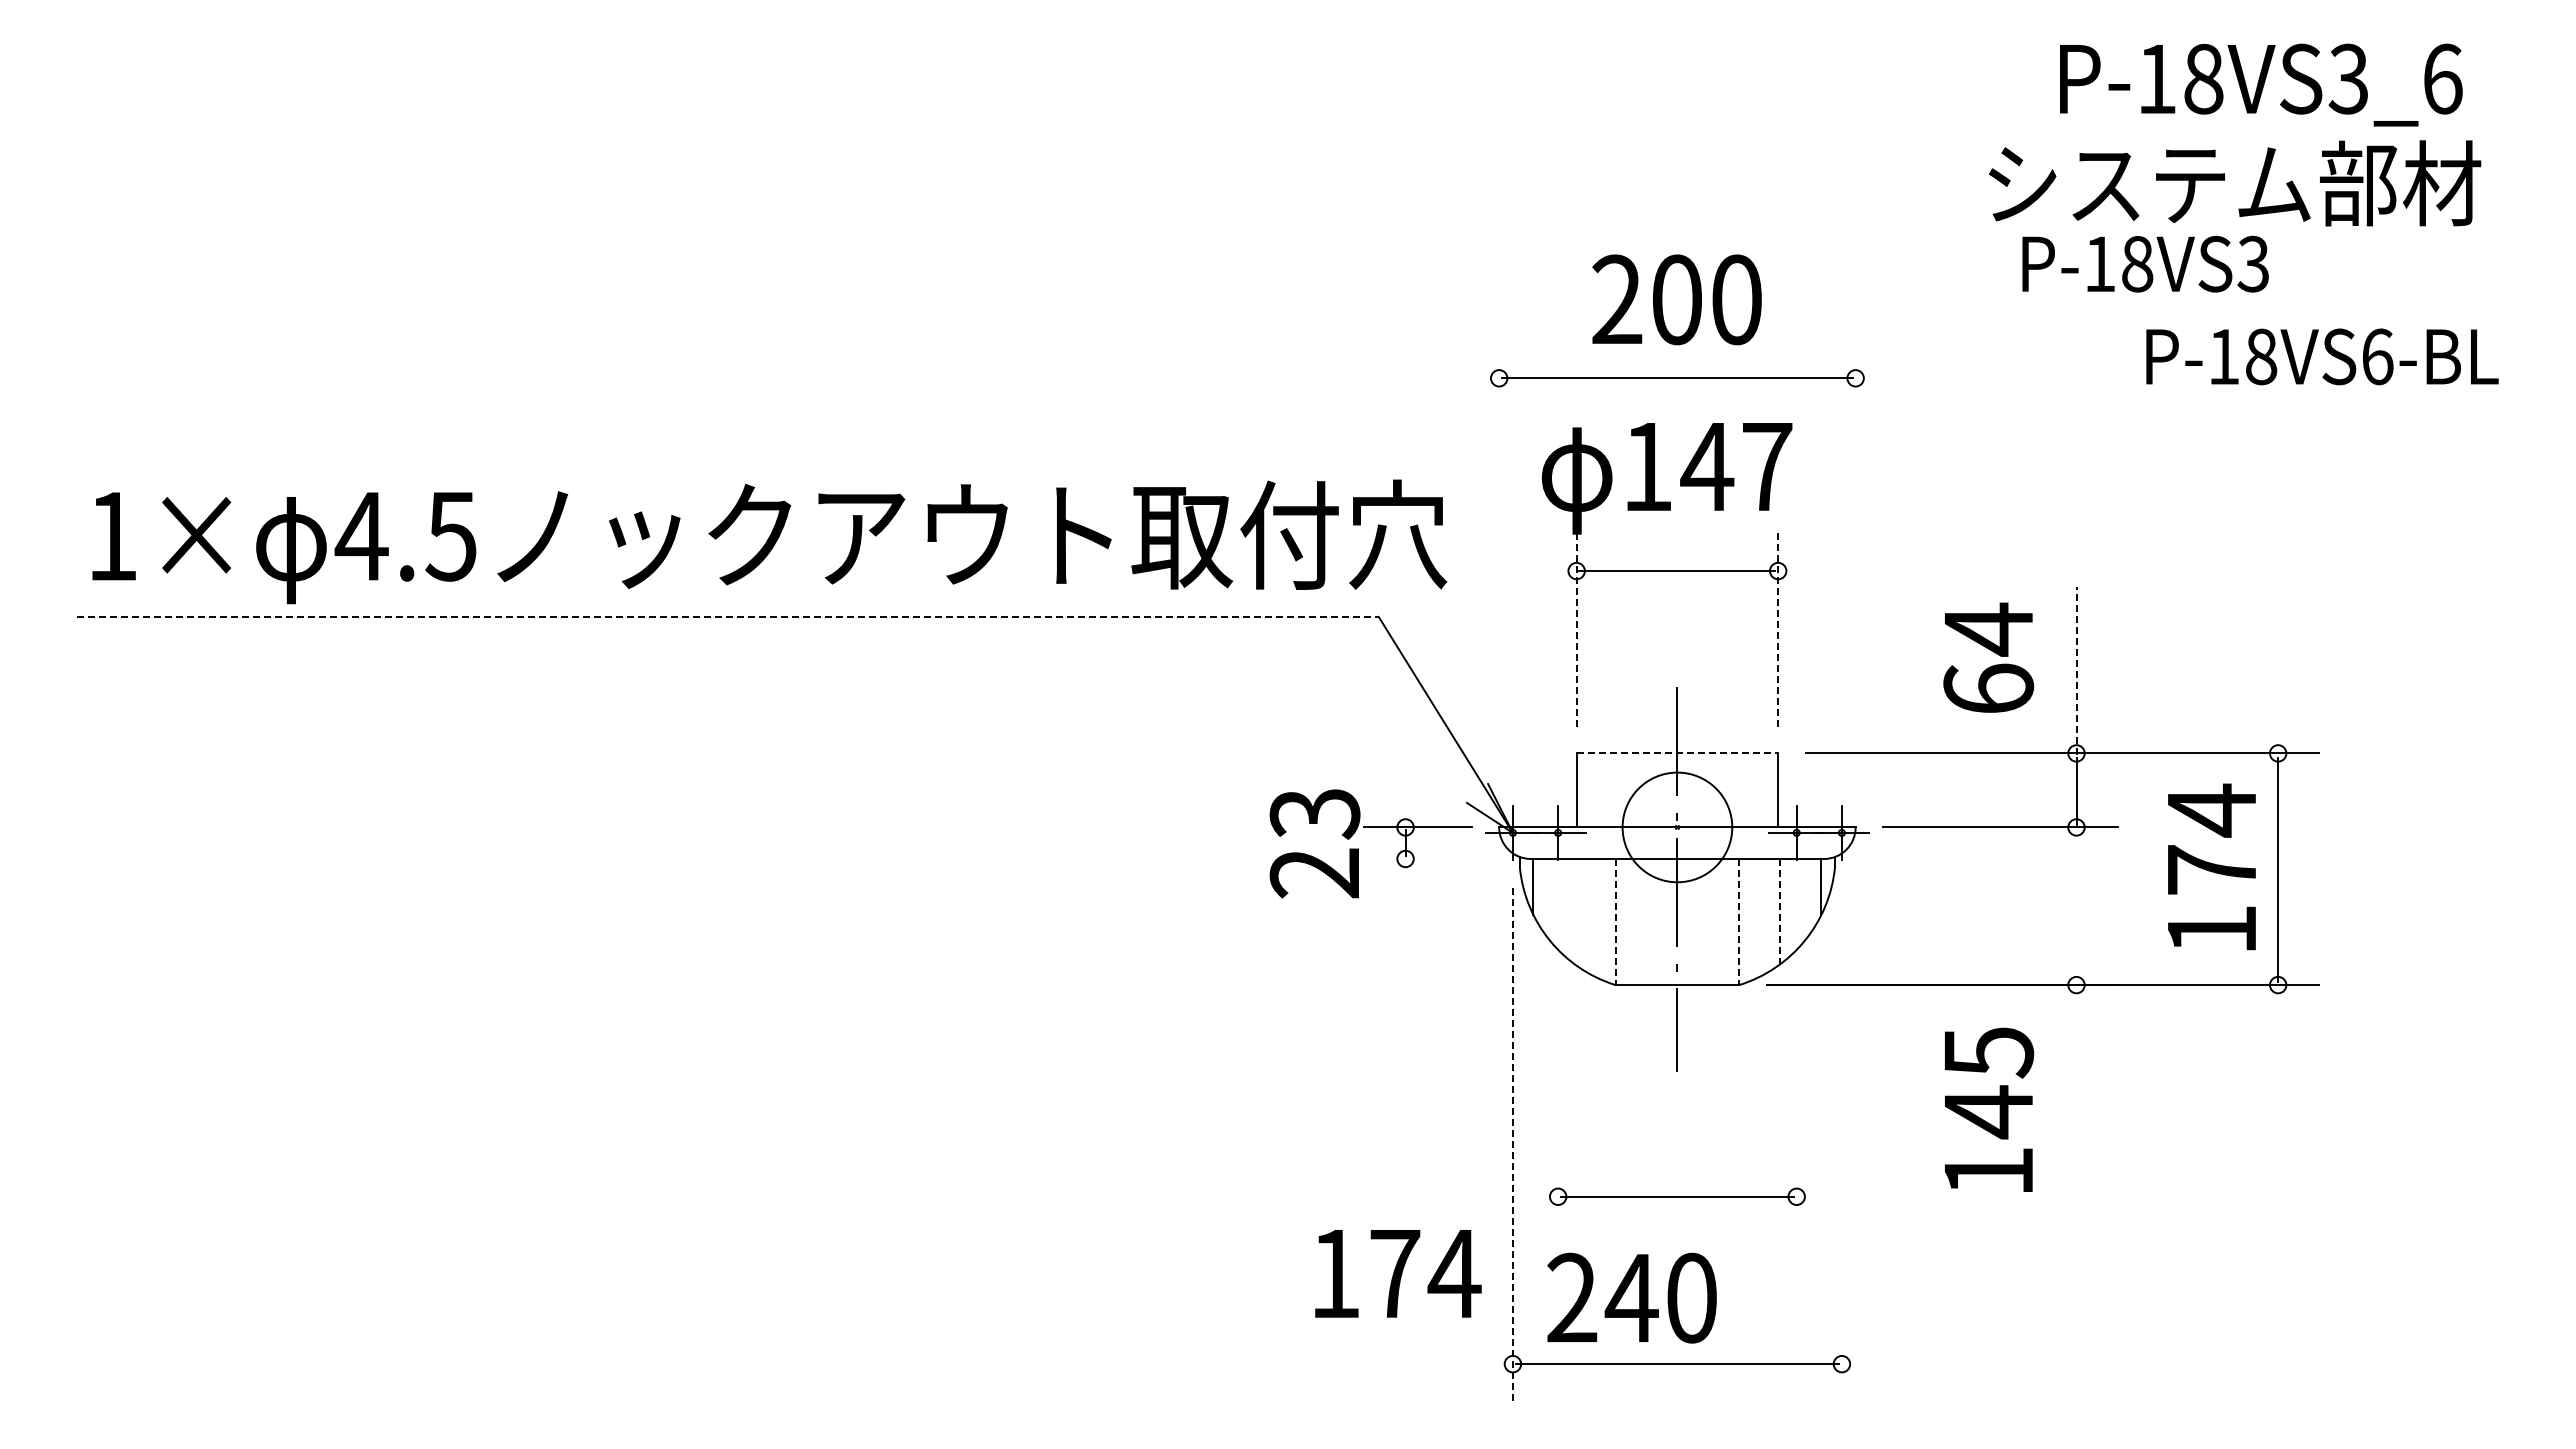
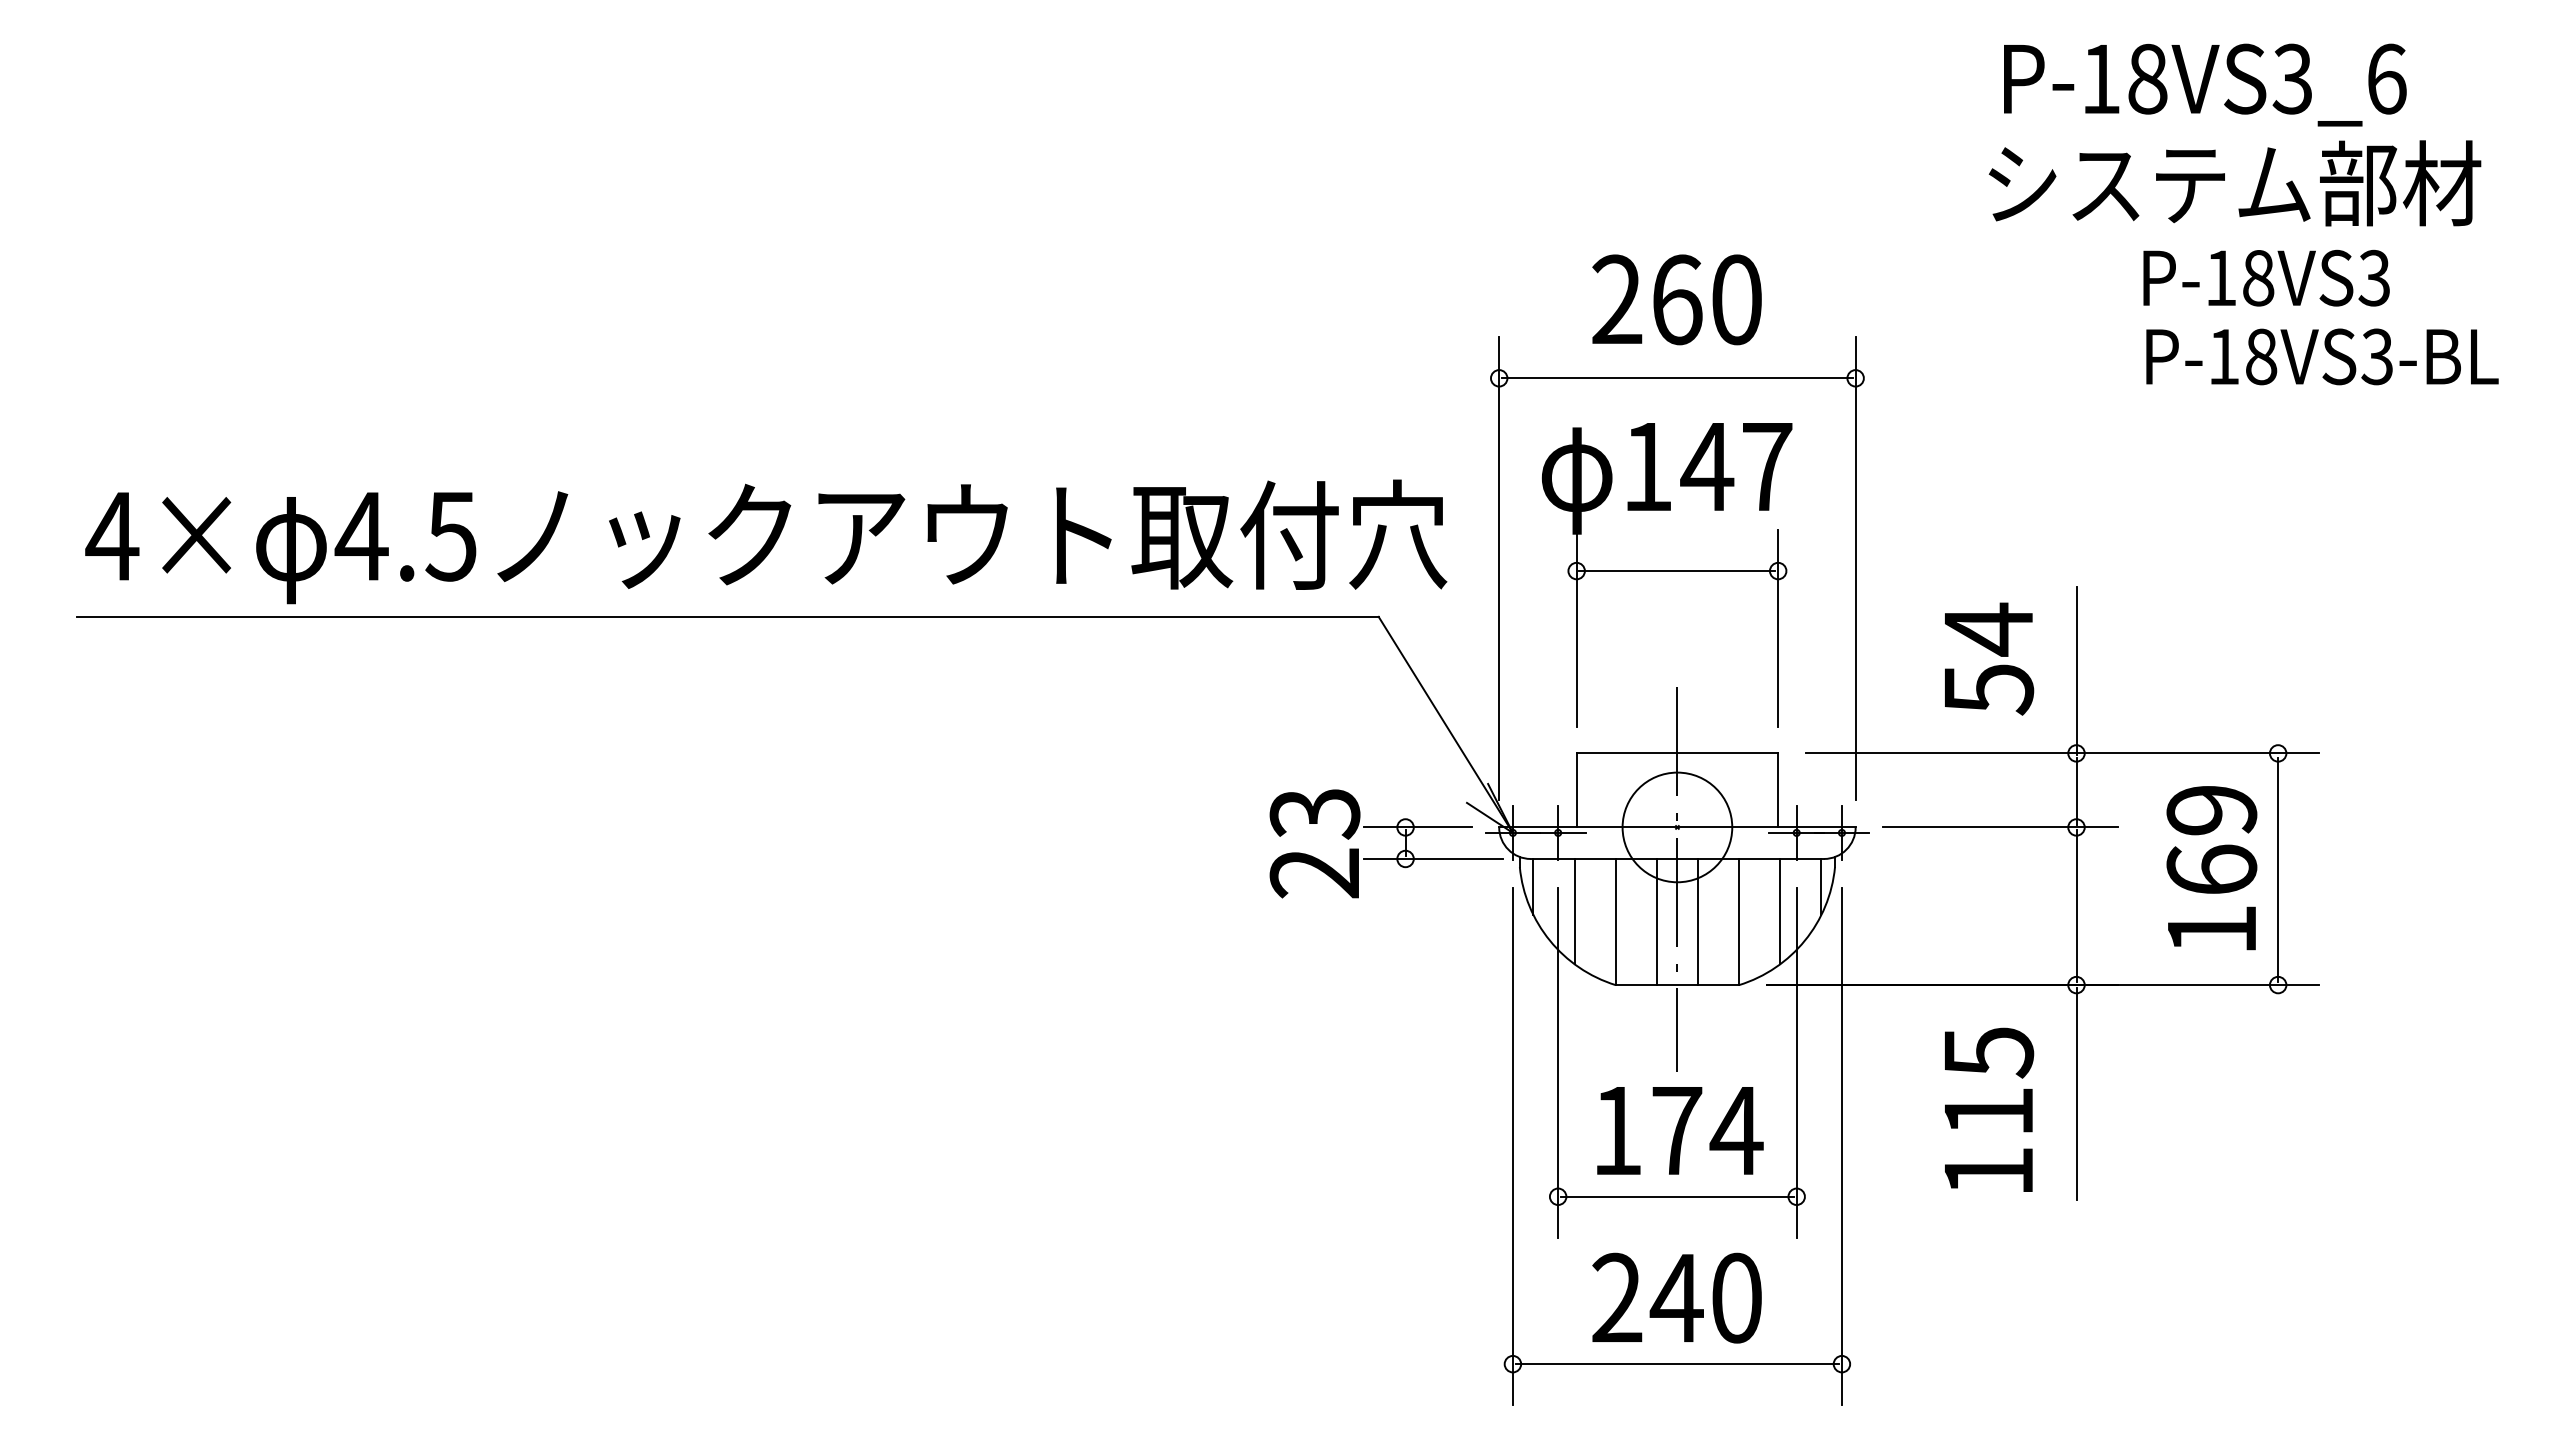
text position: (2261, 84) -> (2205, 84) (2205, 84)
text position: (2145, 263) -> (2266, 277) (2266, 277)
text: 200 -> 260 (1677, 299)
text: P-18VS6-BL -> P-18VS3-BL (2377, 356)
text: 1× -> 4× (112, 536)
line: none -> present (1499, 568)
line: none -> present (1855, 568)
line: dashed -> solid (727, 616)
line: dashed -> solid (1576, 628)
line: dashed -> solid (1778, 628)
line: dashed -> solid (2076, 670)
text: 64 -> 54 (1988, 689)
line: dashed -> solid (1677, 753)
text: 174 -> 169 (2211, 838)
line: none -> present (1433, 858)
line: none -> present (2076, 906)
line: none -> present (1574, 911)
line: dashed -> solid (1780, 911)
line: none -> present (1656, 921)
line: none -> present (1697, 921)
line: dashed -> solid (1615, 922)
line: dashed -> solid (1739, 922)
line: none -> present (1558, 1062)
line: none -> present (1796, 1062)
line: none -> present (2076, 1093)
text: 145 -> 115 (1988, 1112)
line: dashed -> solid (1512, 1146)
line: none -> present (1841, 1146)
text position: (1398, 1273) -> (1680, 1130) (1680, 1130)
text position: (1631, 1297) -> (1676, 1297) (1676, 1297)
